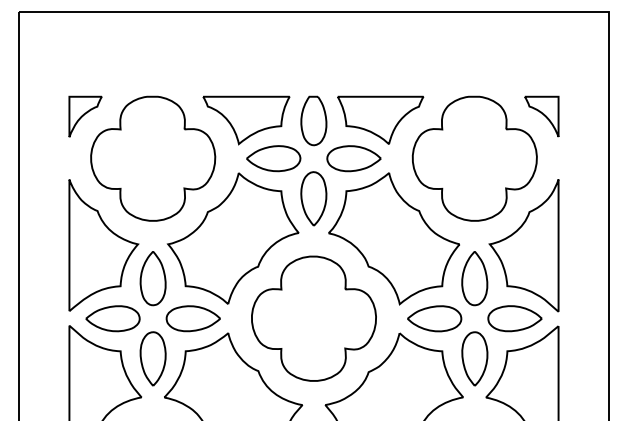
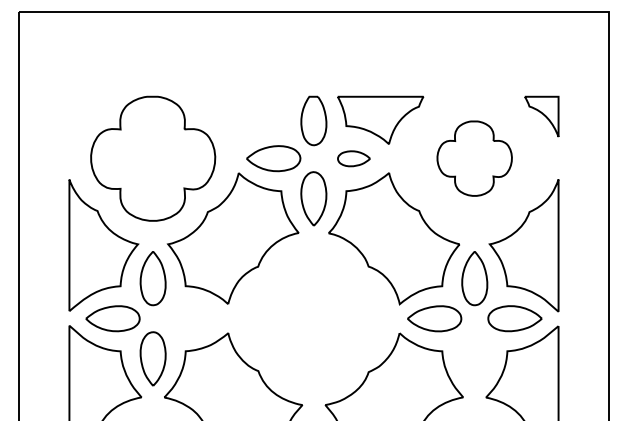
part: present -> none (85, 116)
part: present -> none (246, 120)
part size: 56x28 px -> 34x18 px (353, 158)
part size: 127x127 px -> 77x77 px (474, 158)
part: present -> none (192, 318)
part: present -> none (313, 318)
part: present -> none (474, 358)
